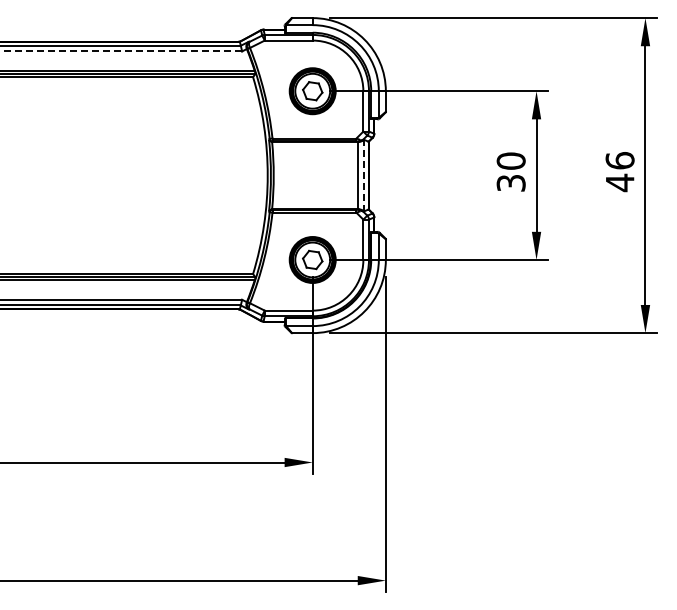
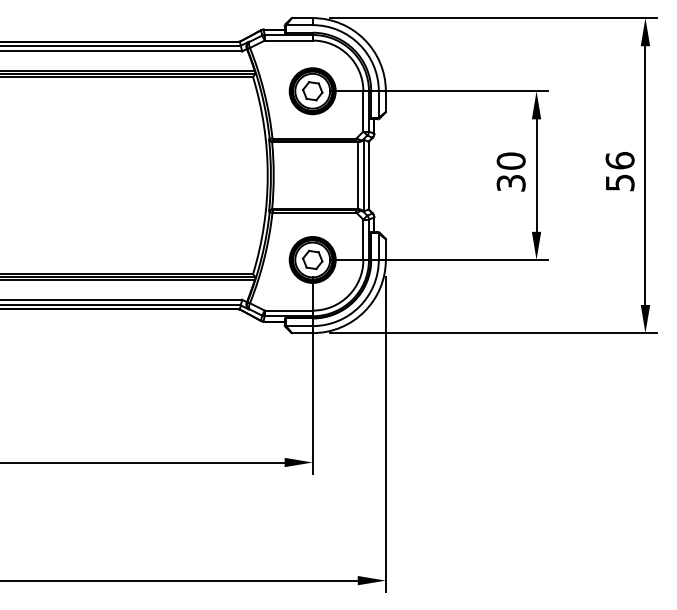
line: dashed -> solid (121, 51)
line: dashed -> solid (363, 175)
text: 46 -> 56 (620, 182)
